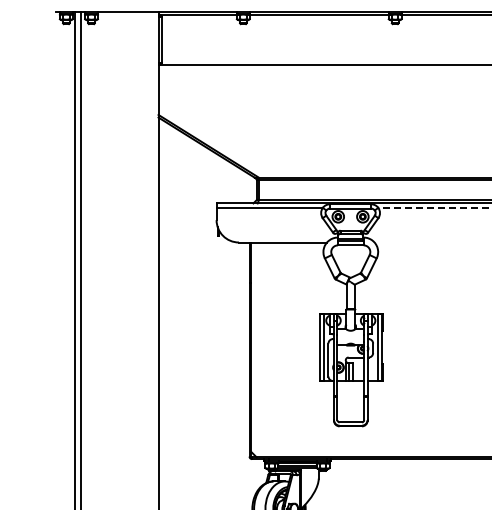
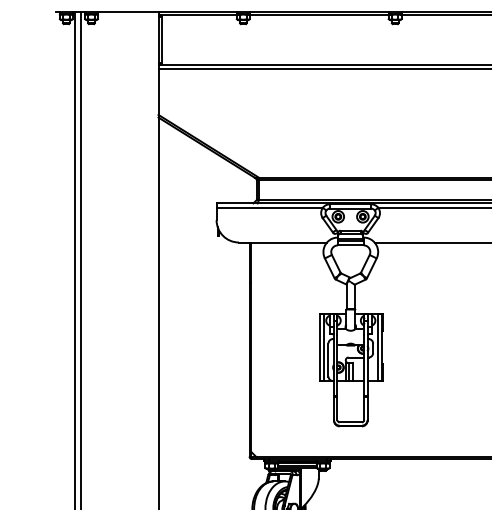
line: none -> present (323, 68)
line: dashed -> solid (434, 207)
line: none -> present (431, 242)
